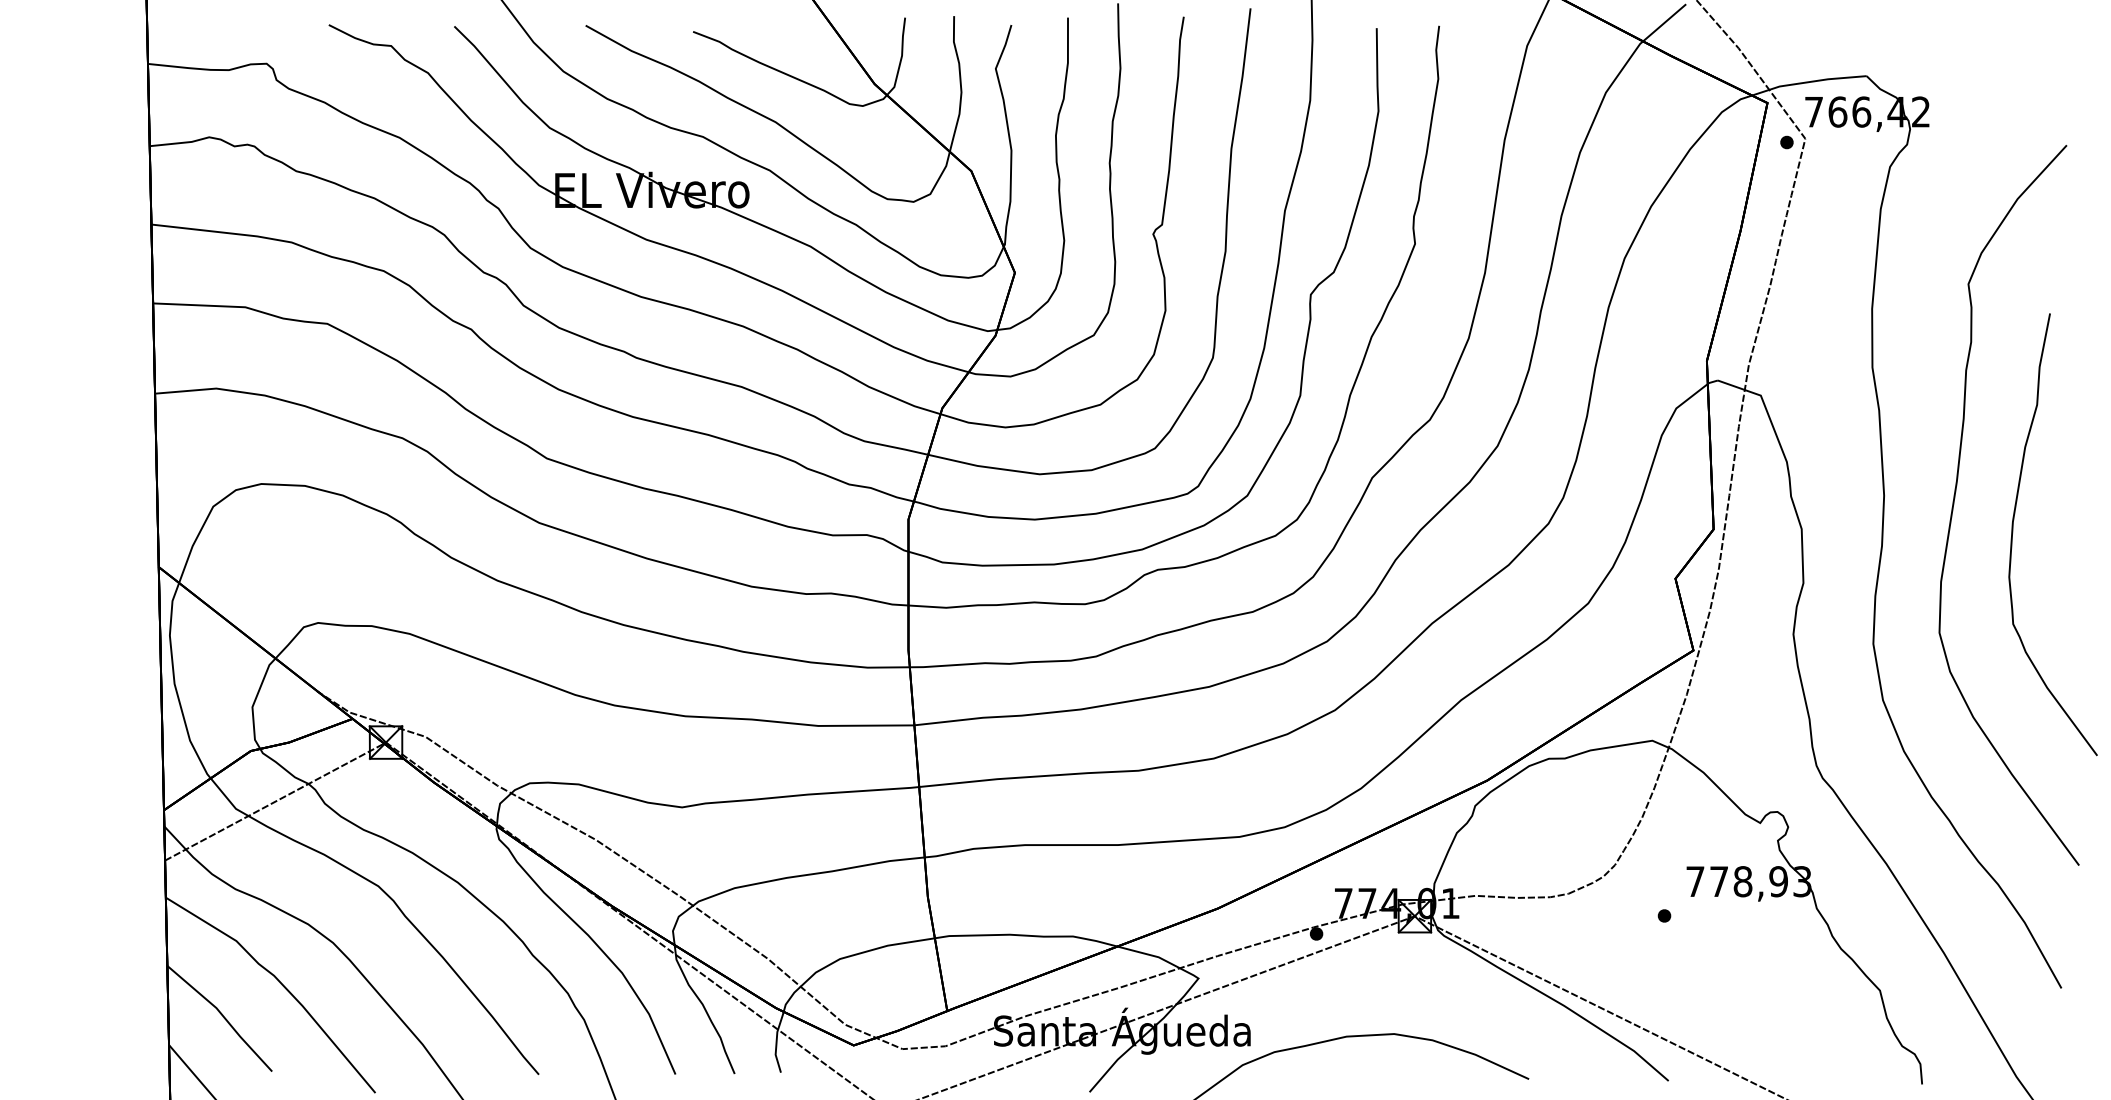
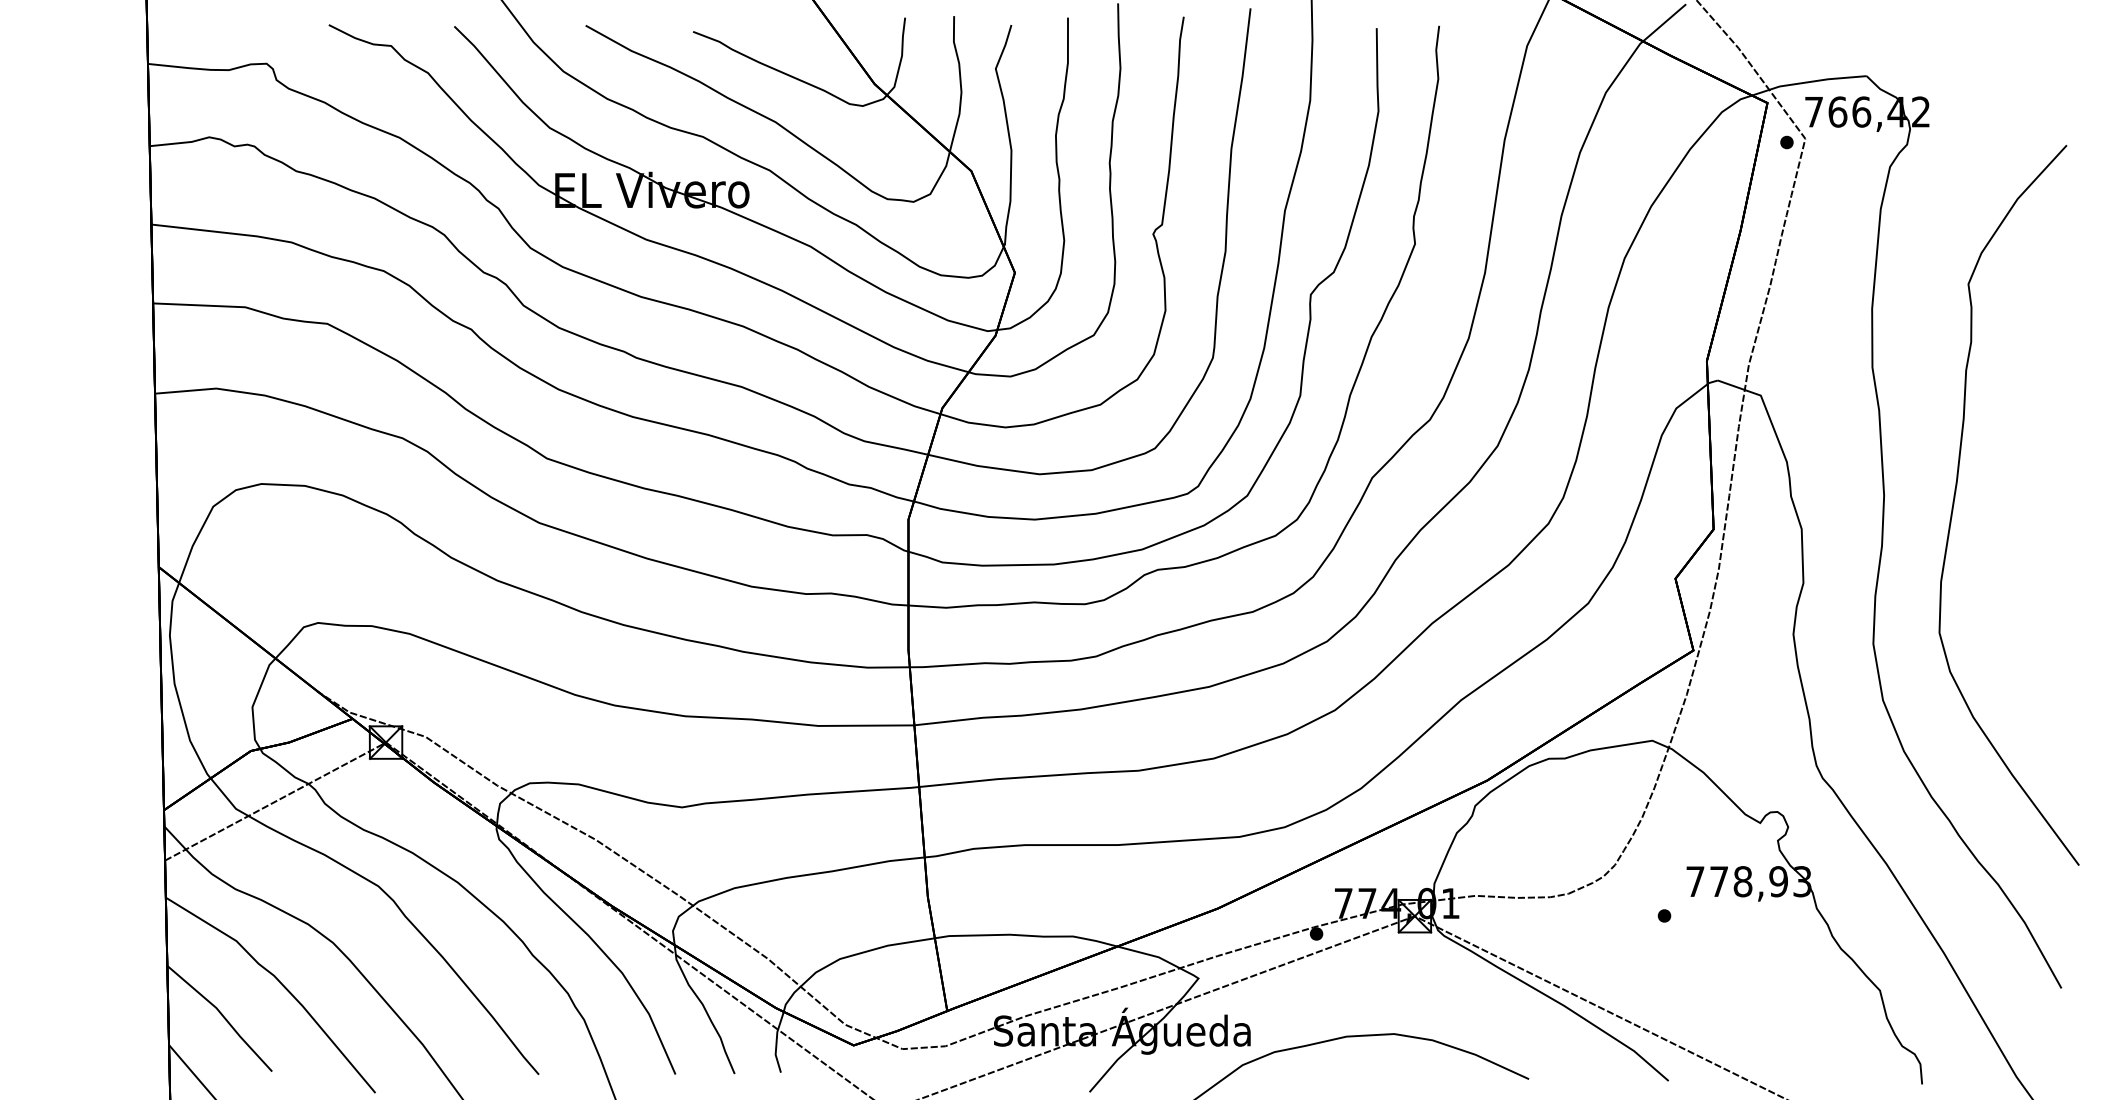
curve: present -> none (2013, 532)
